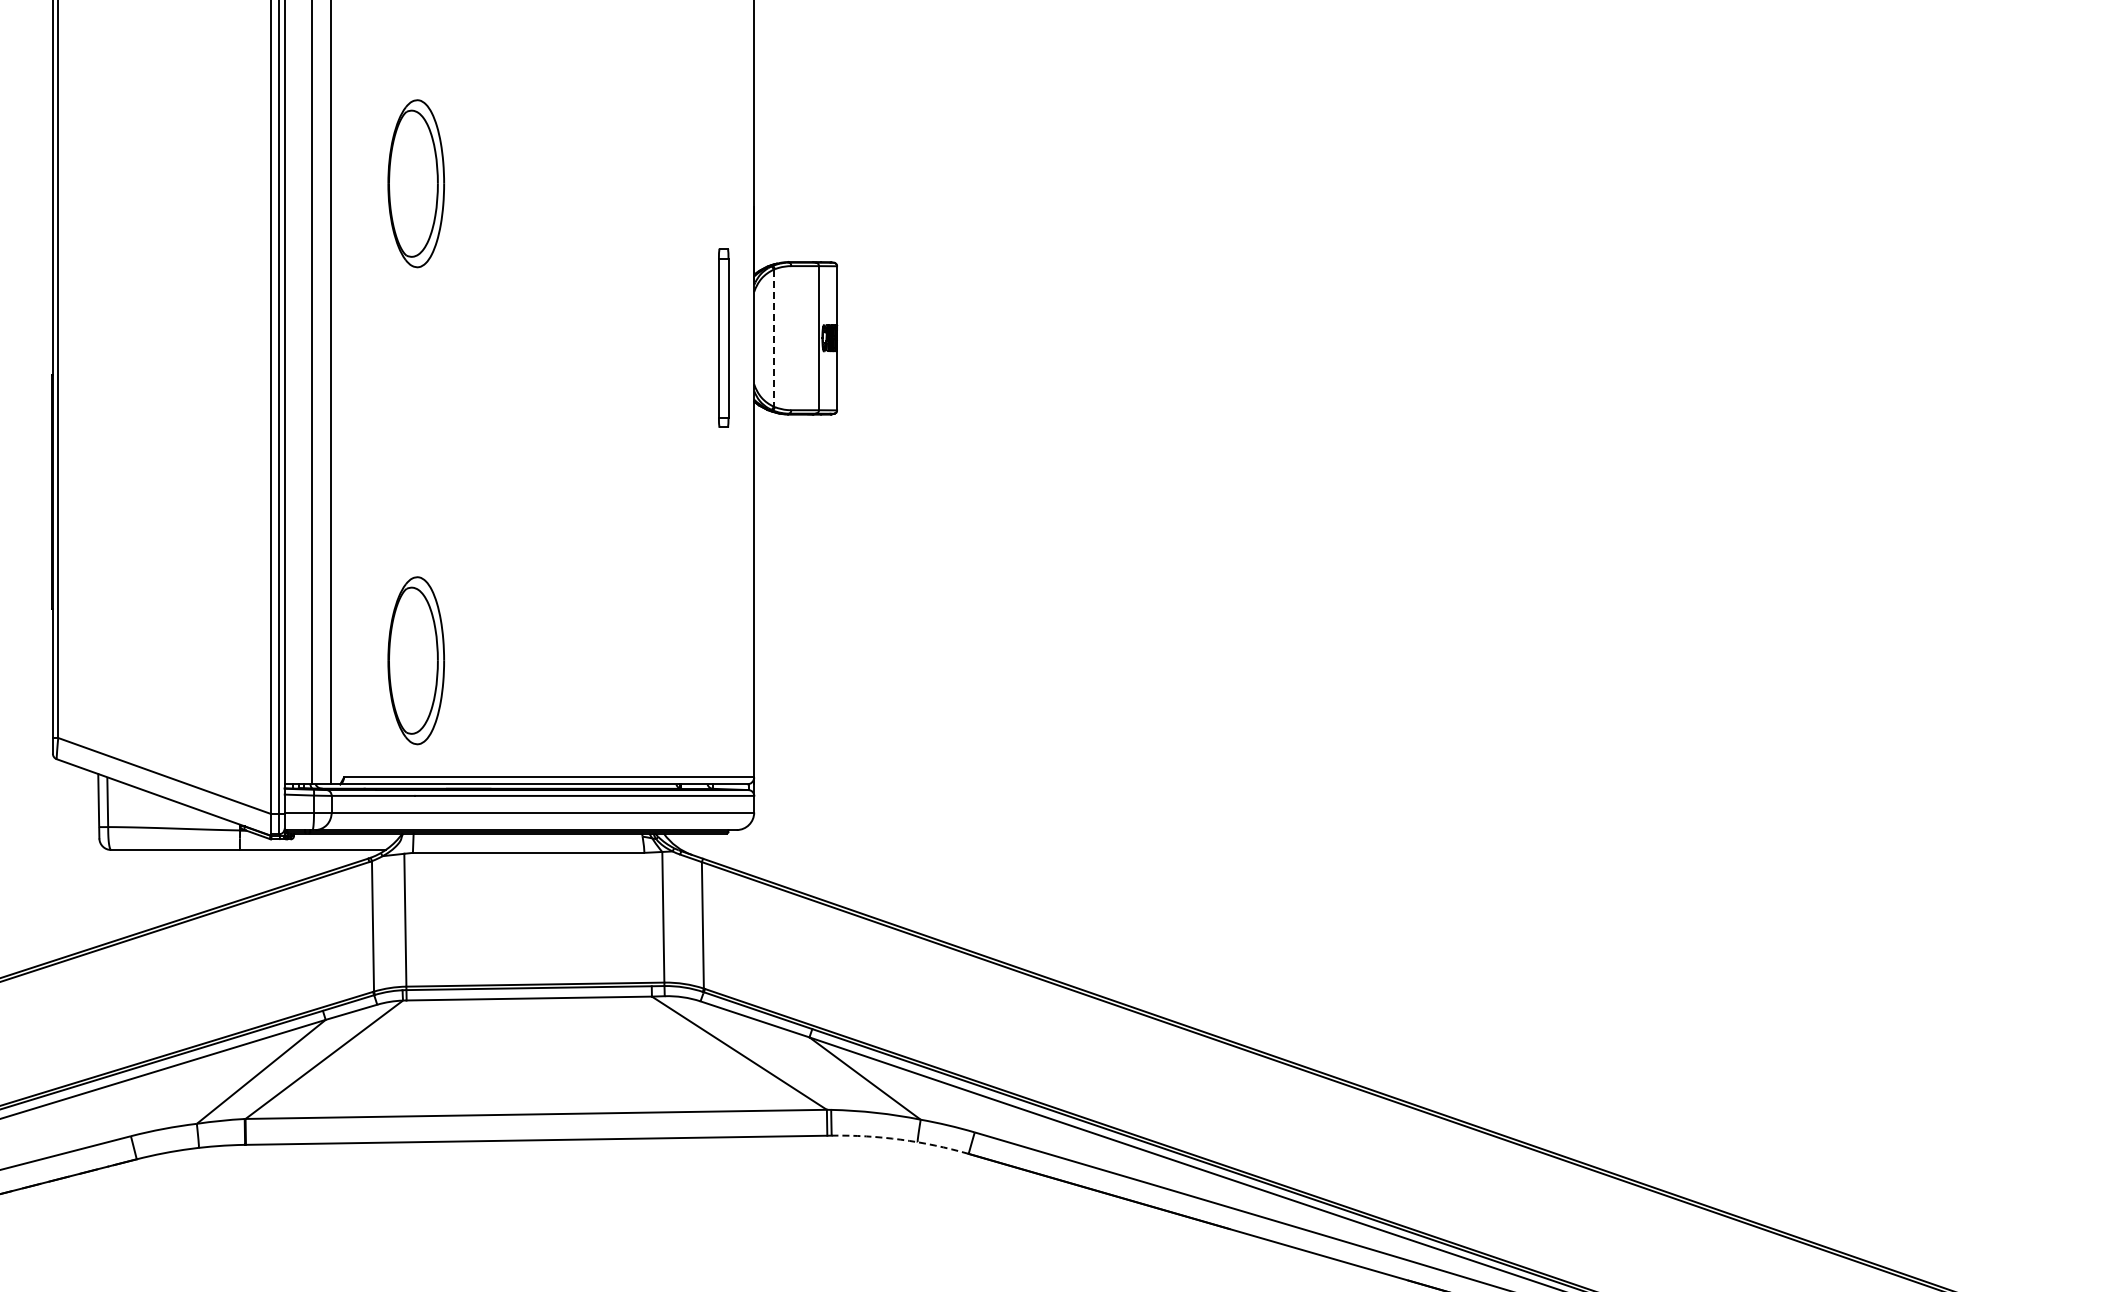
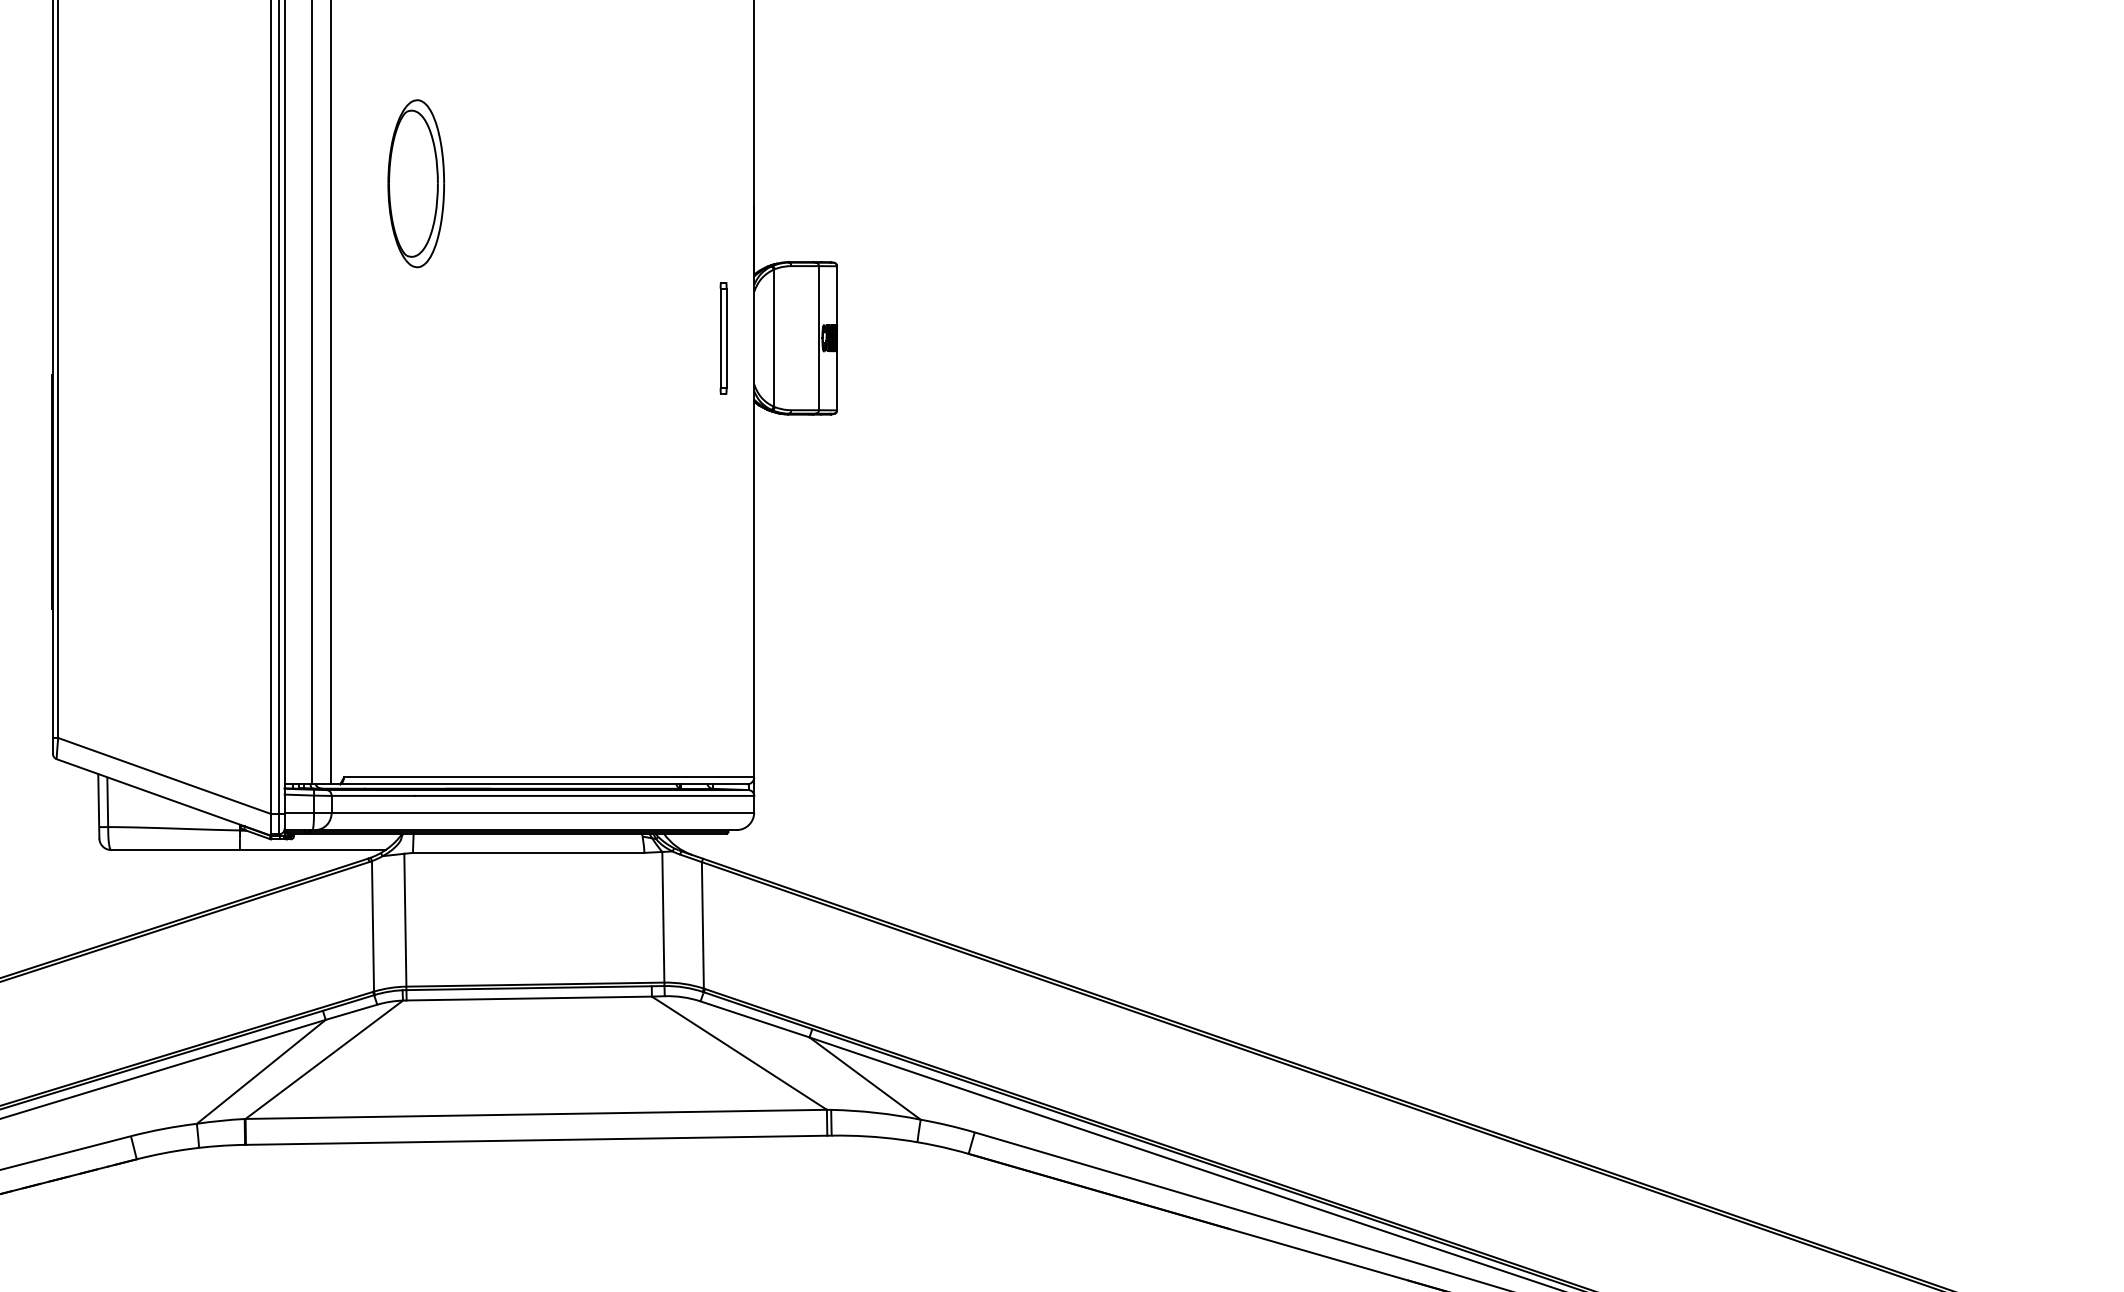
part size: 12x180 px -> 9x113 px (723, 338)
line: dashed -> solid (773, 338)
part: present -> none (415, 660)
arc: dashed -> solid (900, 1139)
